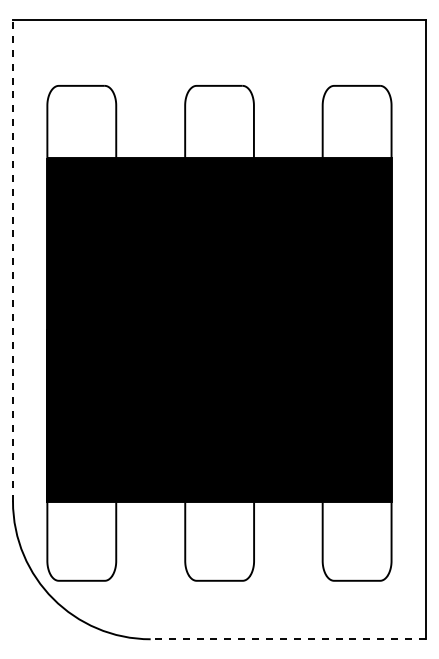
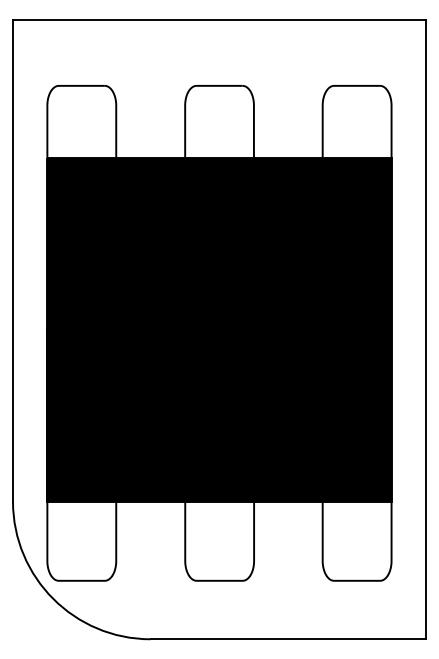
line: dashed -> solid (13, 260)
line: dashed -> solid (288, 639)
